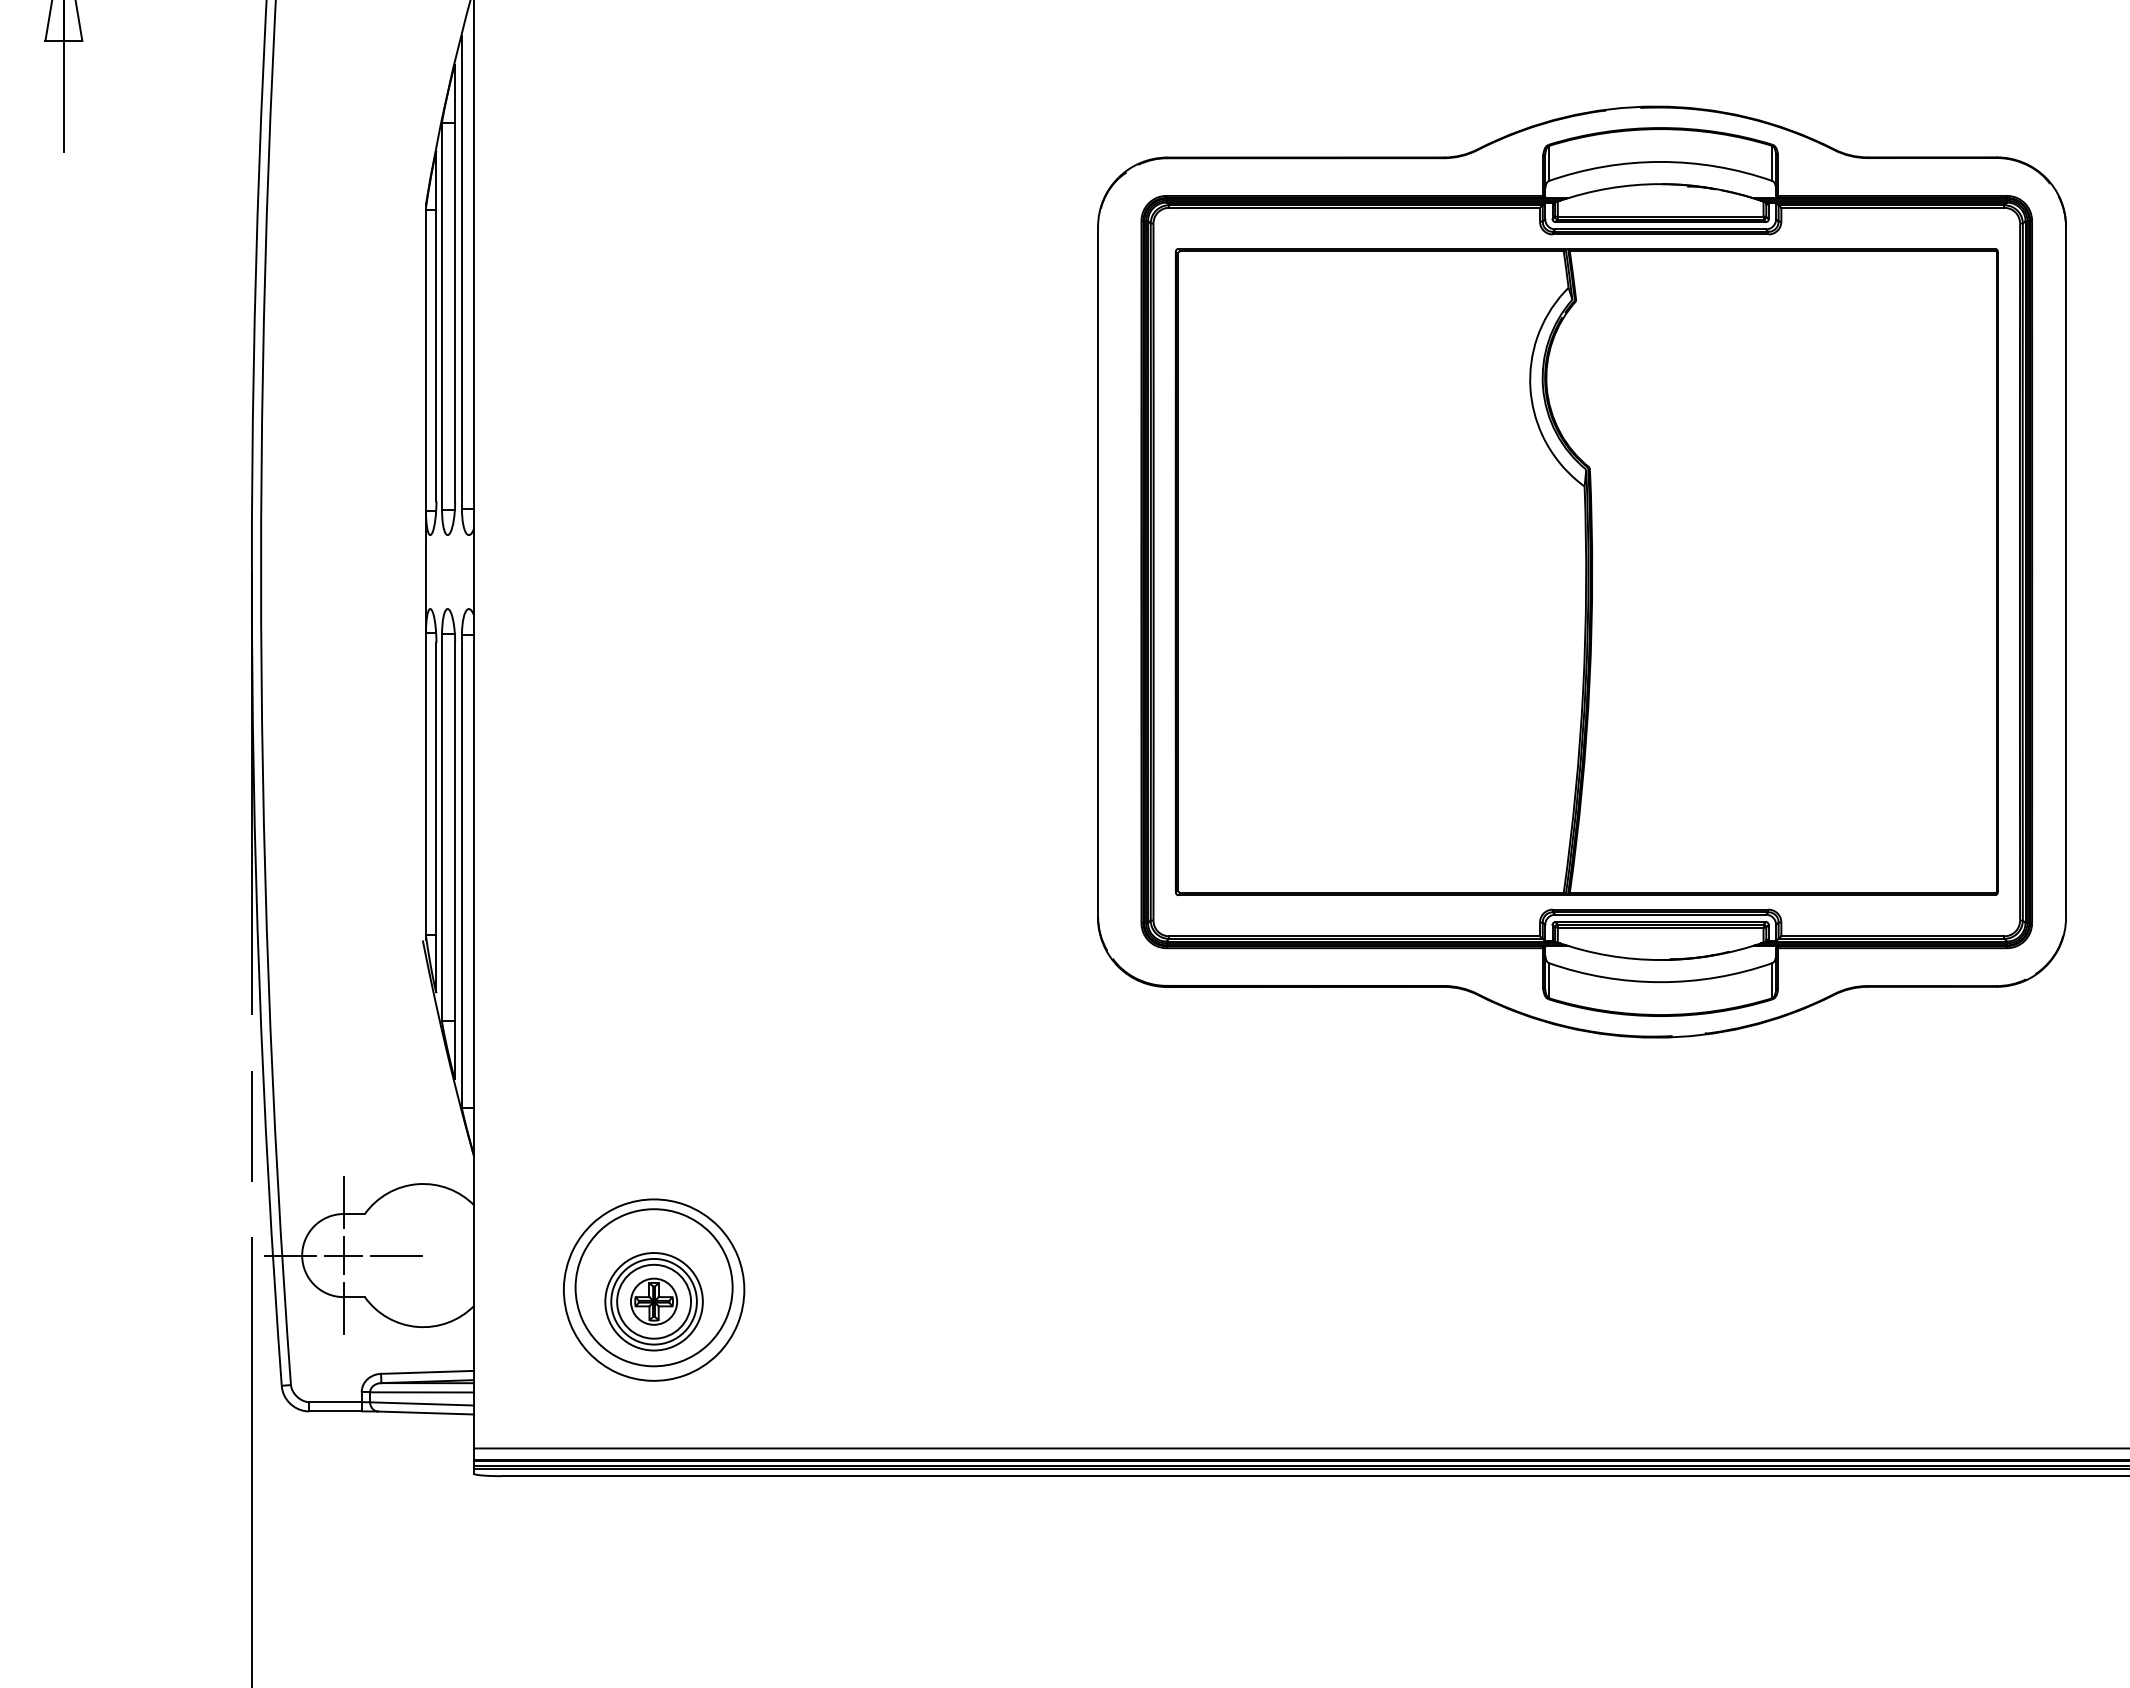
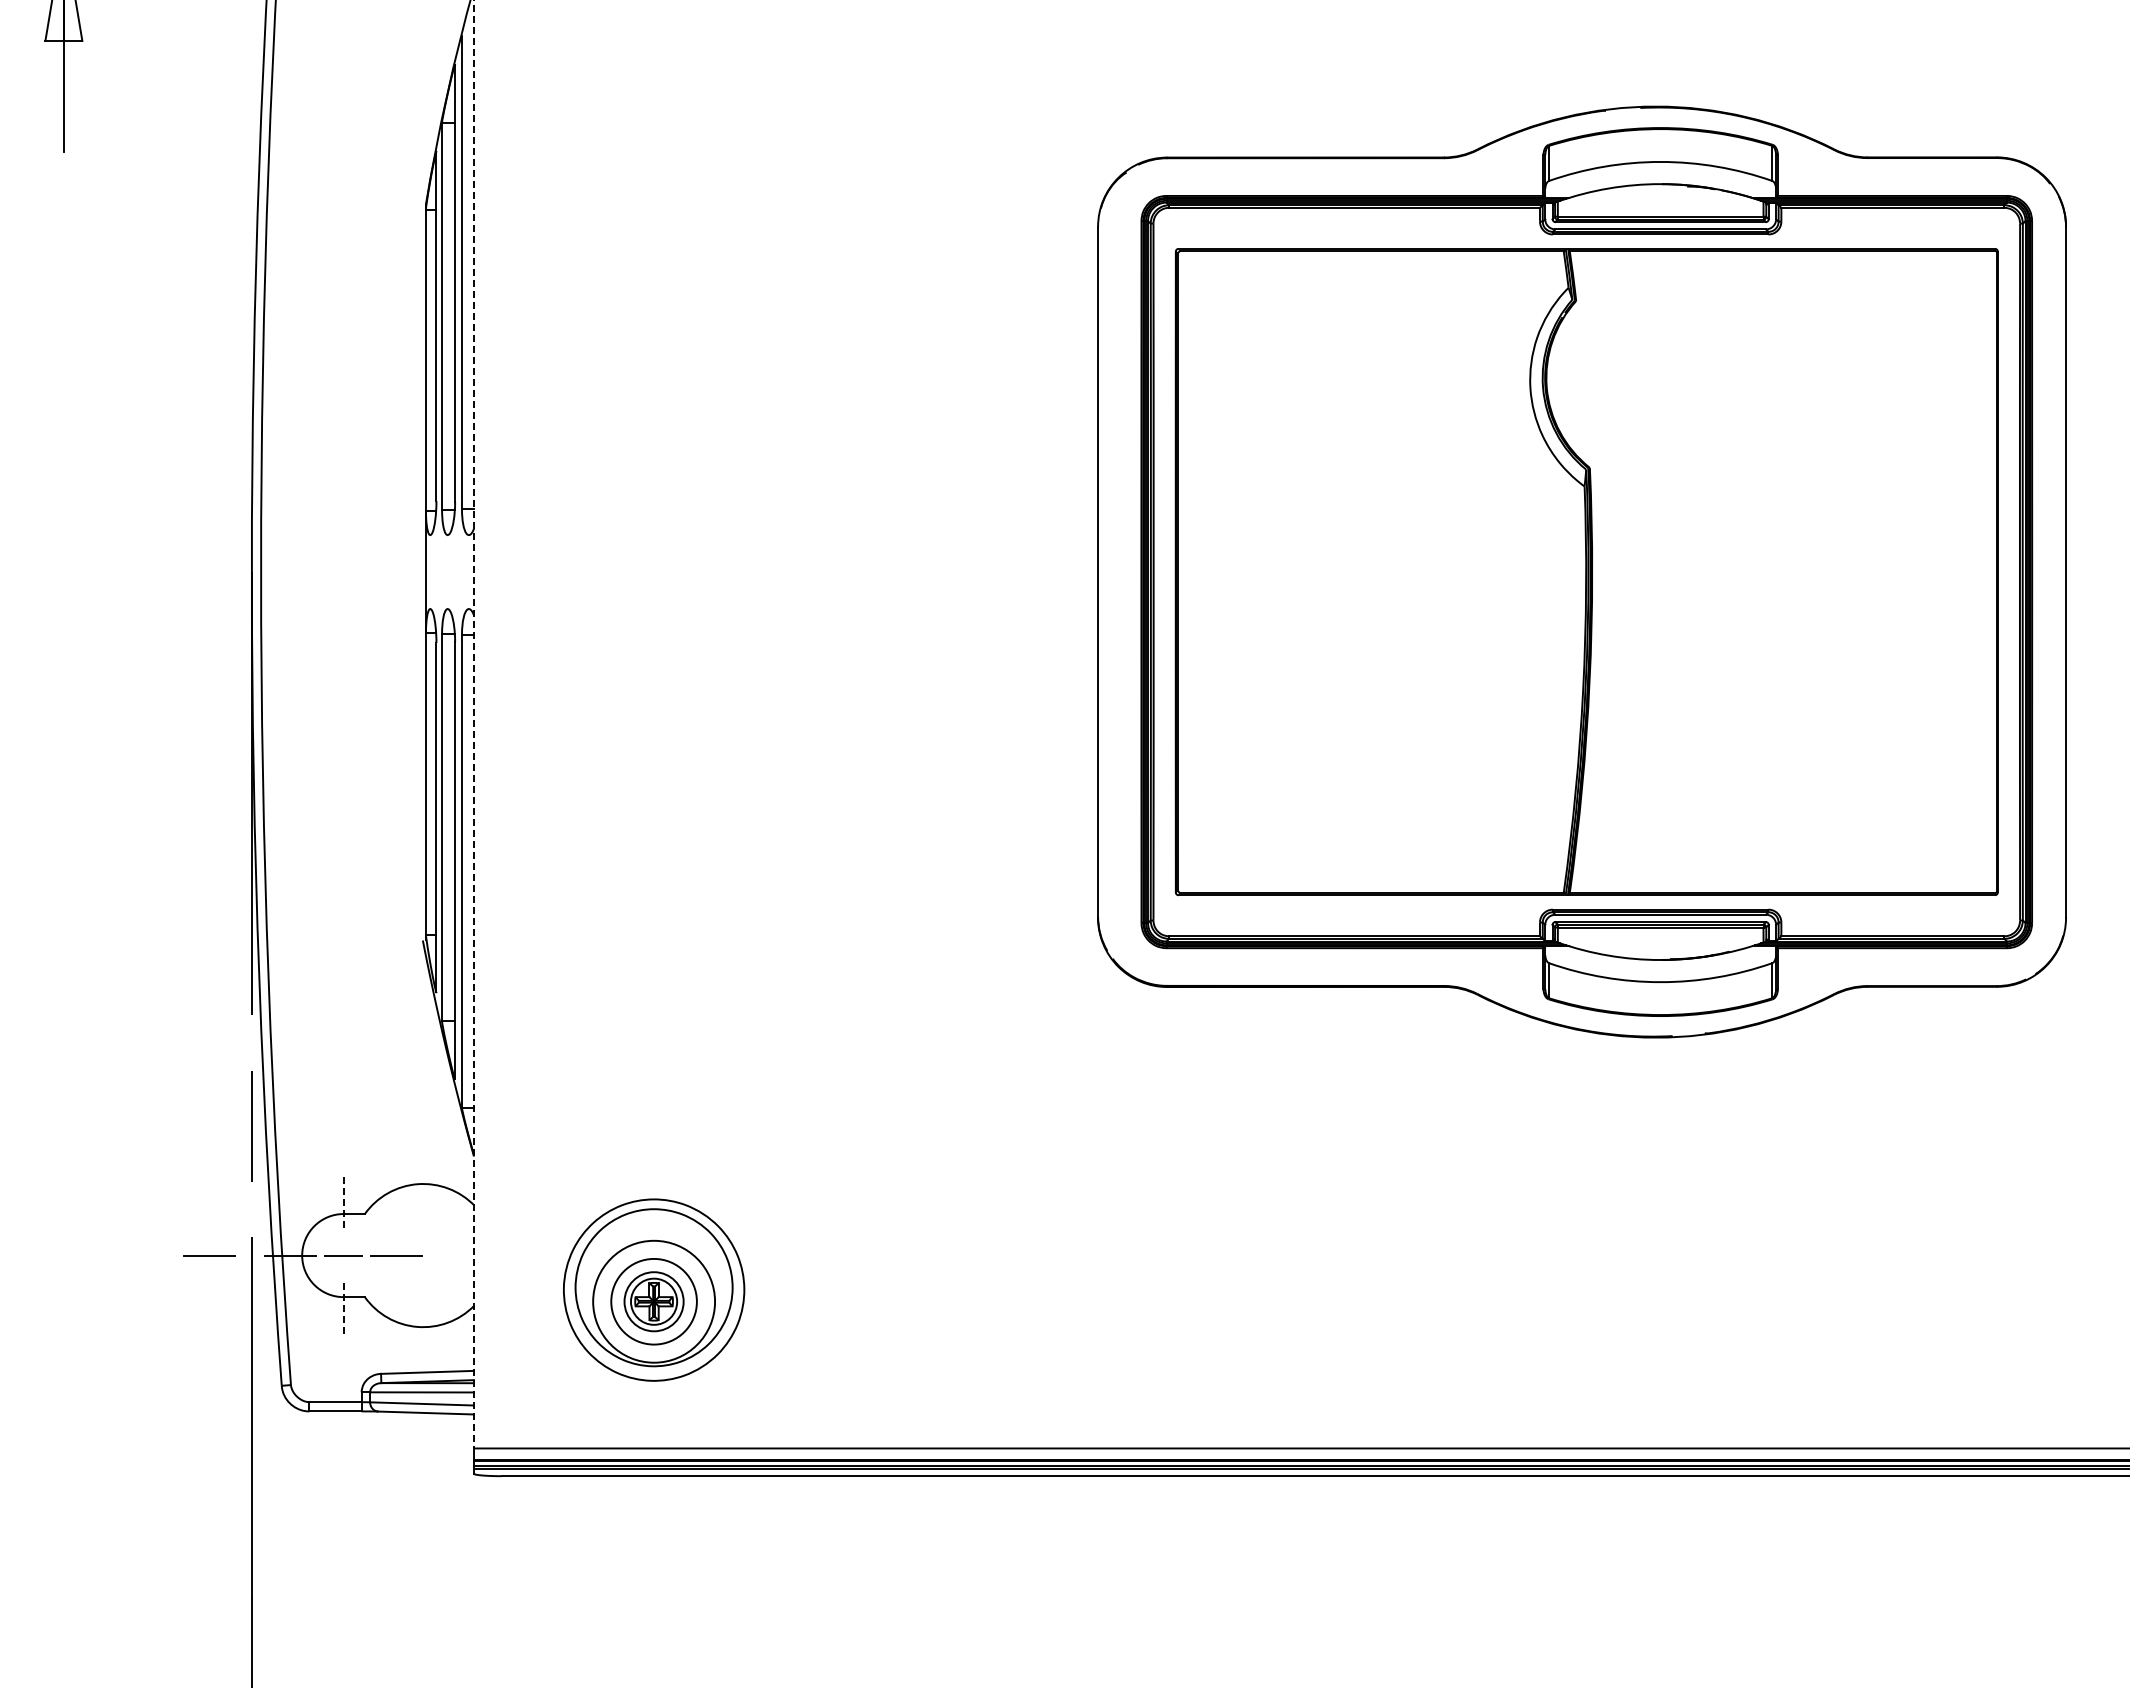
line: solid -> dashed (473, 724)
line: solid -> dashed (343, 1201)
line: none -> present (209, 1255)
line: present -> none (343, 1255)
circle diameter: 98 px -> 122 px (654, 1301)
circle diameter: 74 px -> 59 px (653, 1301)
line: solid -> dashed (343, 1309)
